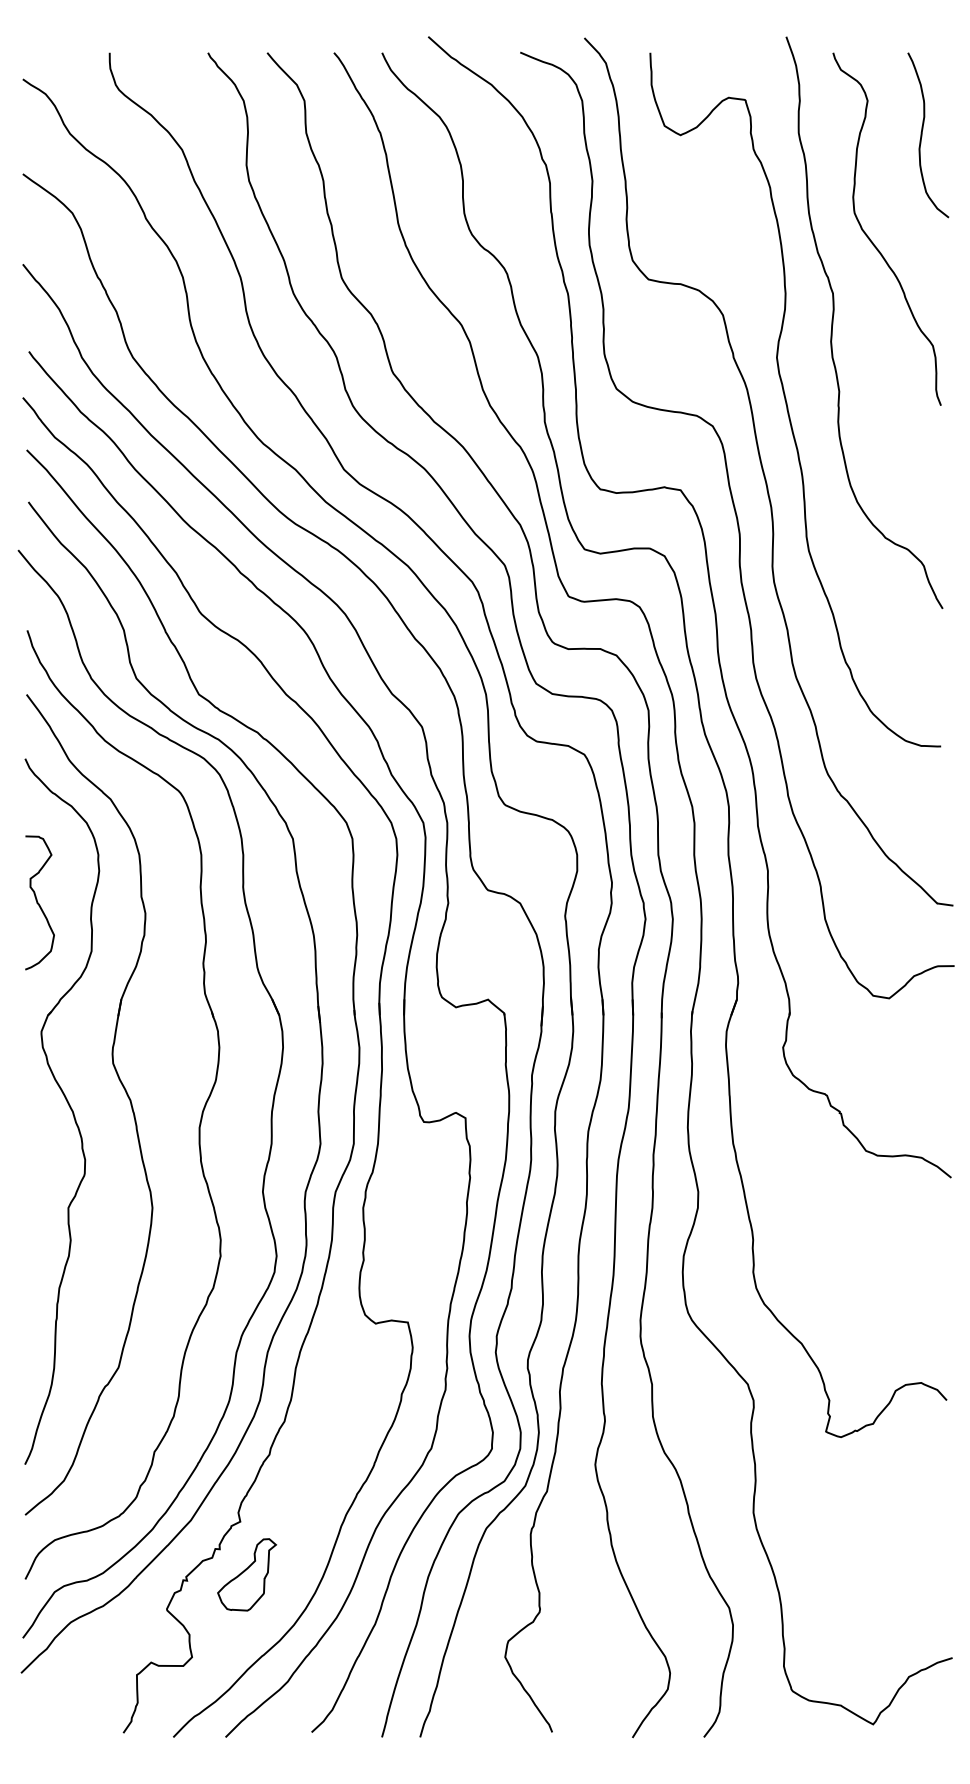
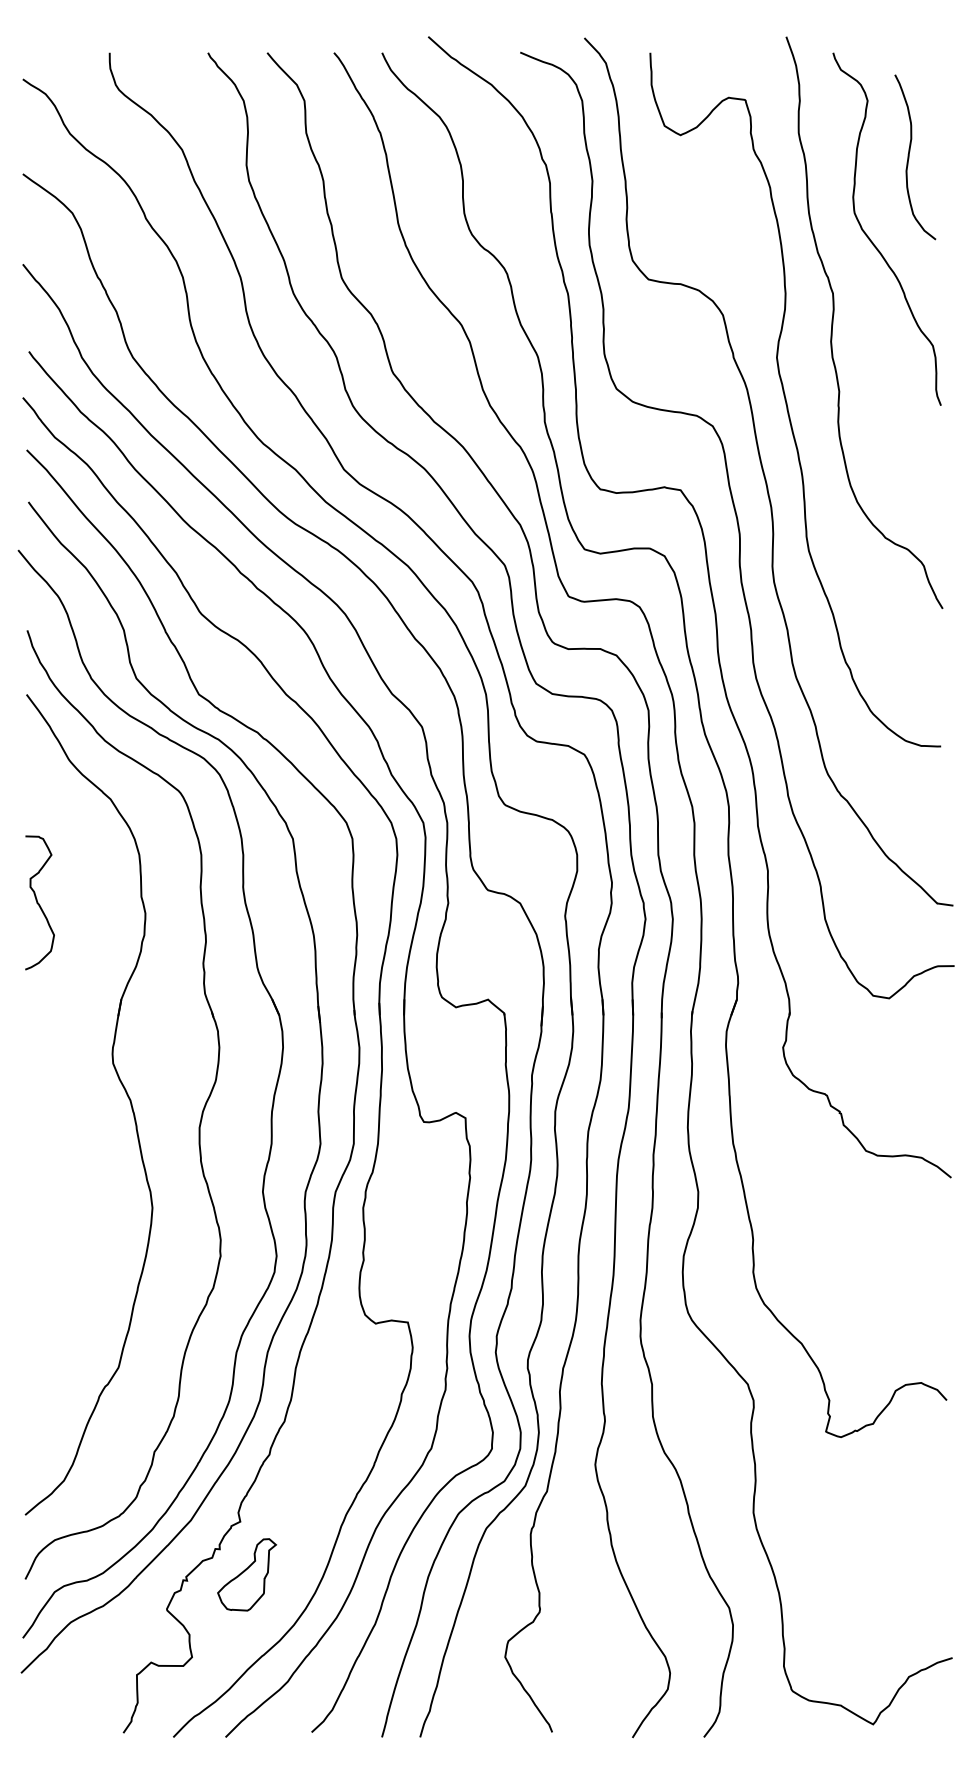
curve position: (922, 135) -> (909, 157) (909, 157)
part: present -> none (69, 1107)
